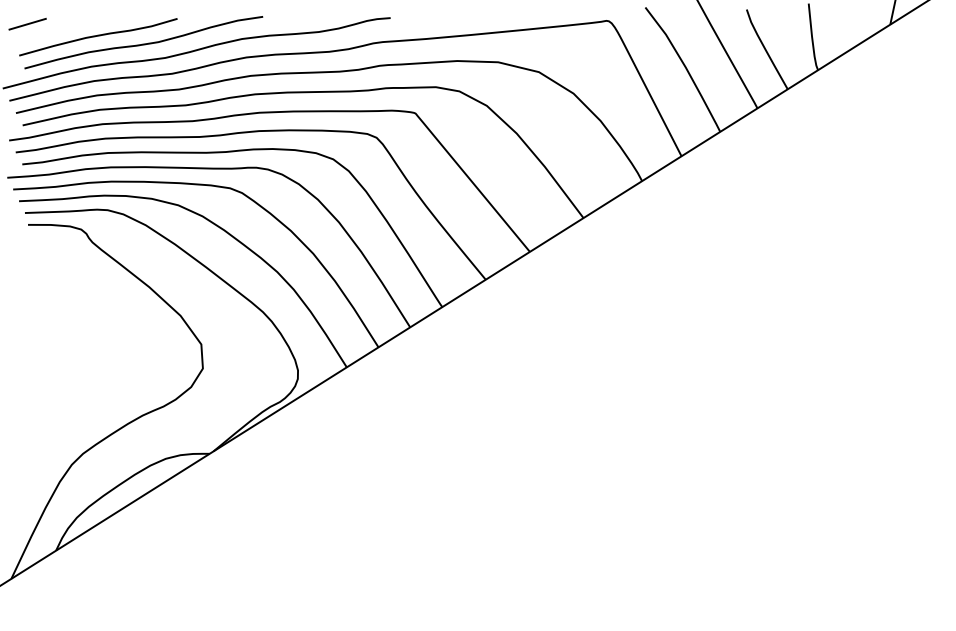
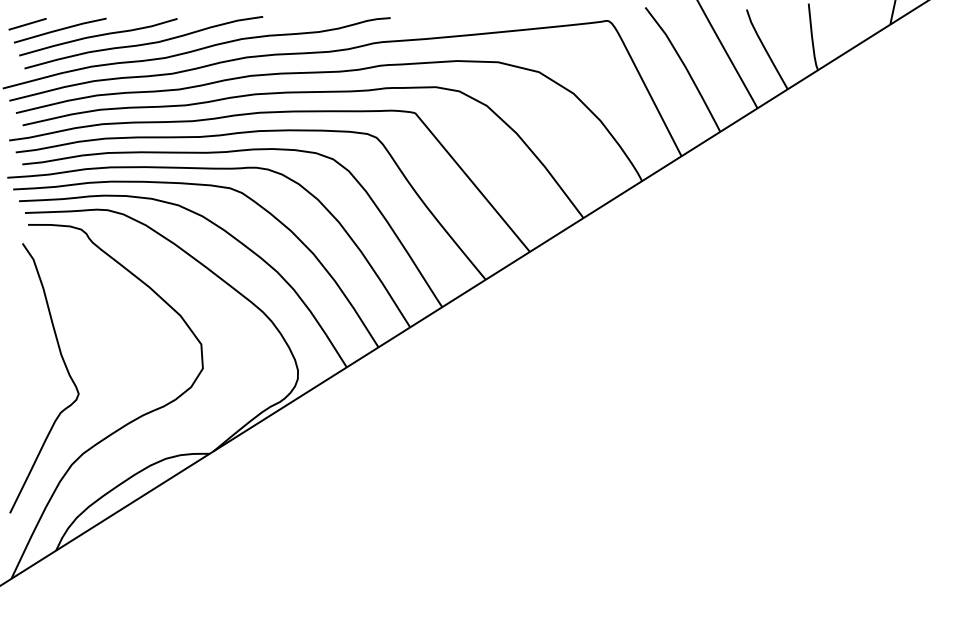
line: none -> present (59, 30)
curve: none -> present (65, 368)
